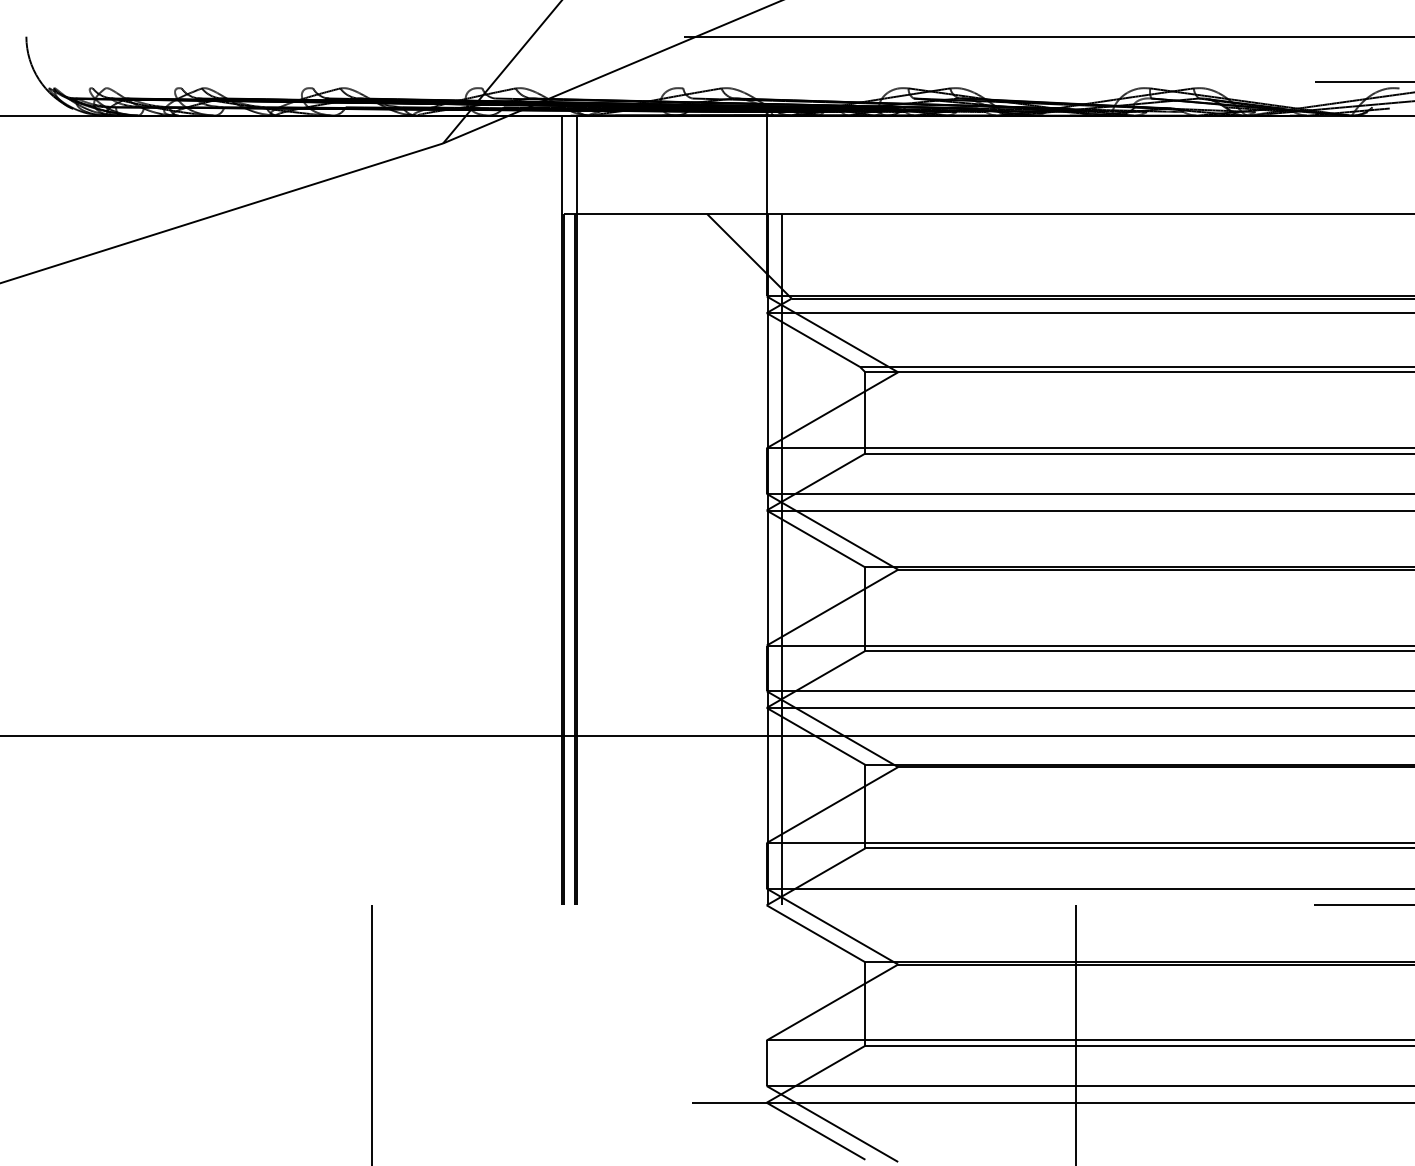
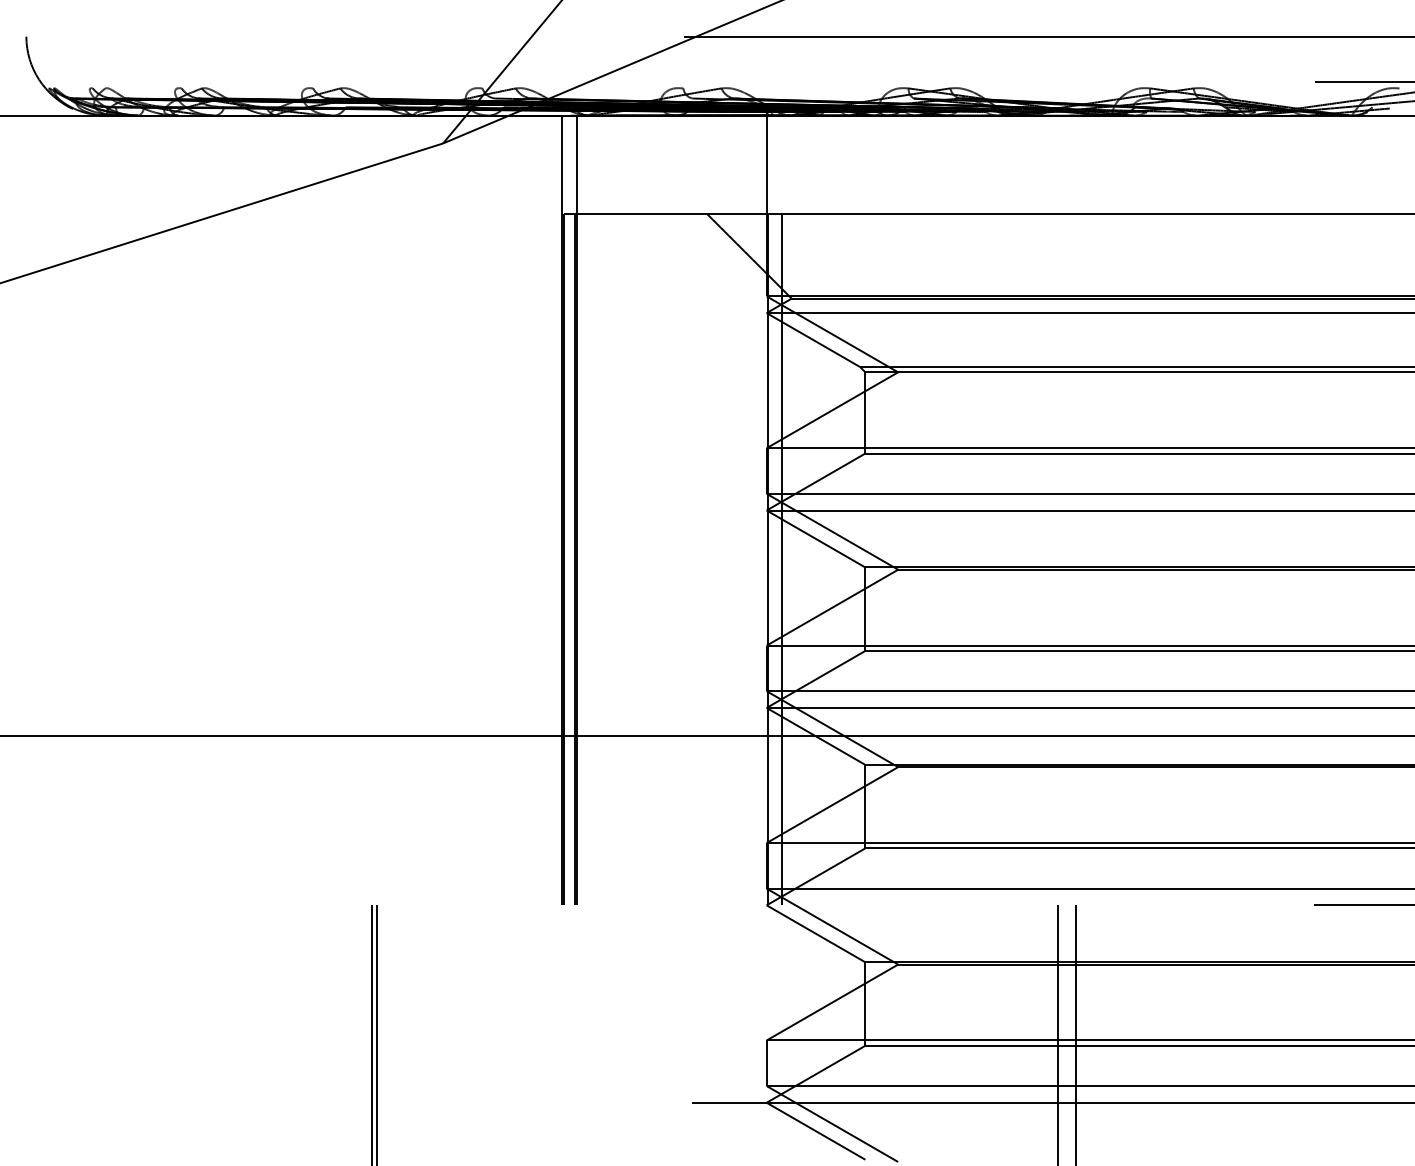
line: none -> present (376, 1033)
line: none -> present (1058, 1033)
